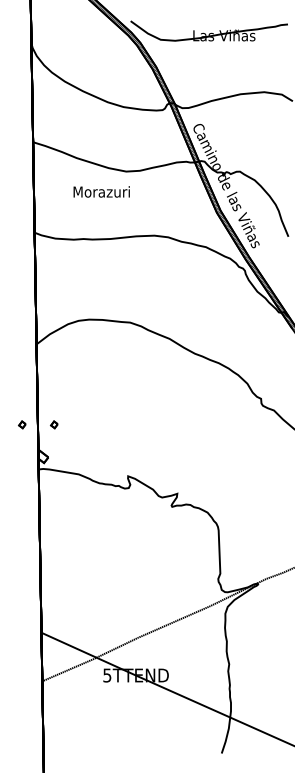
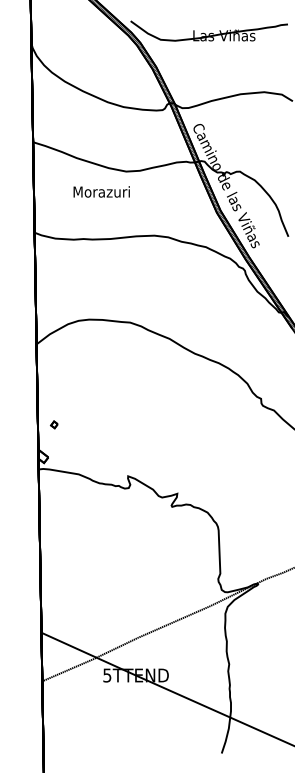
part: present -> none (22, 424)
